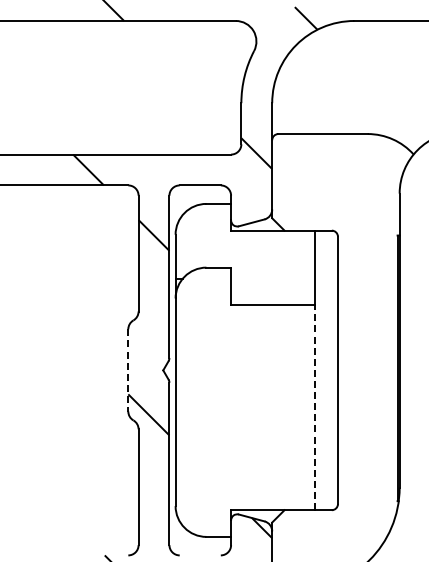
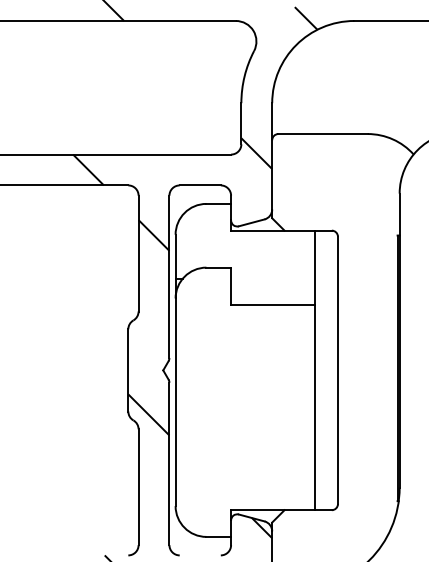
line: dashed -> solid (128, 370)
line: dashed -> solid (315, 407)
